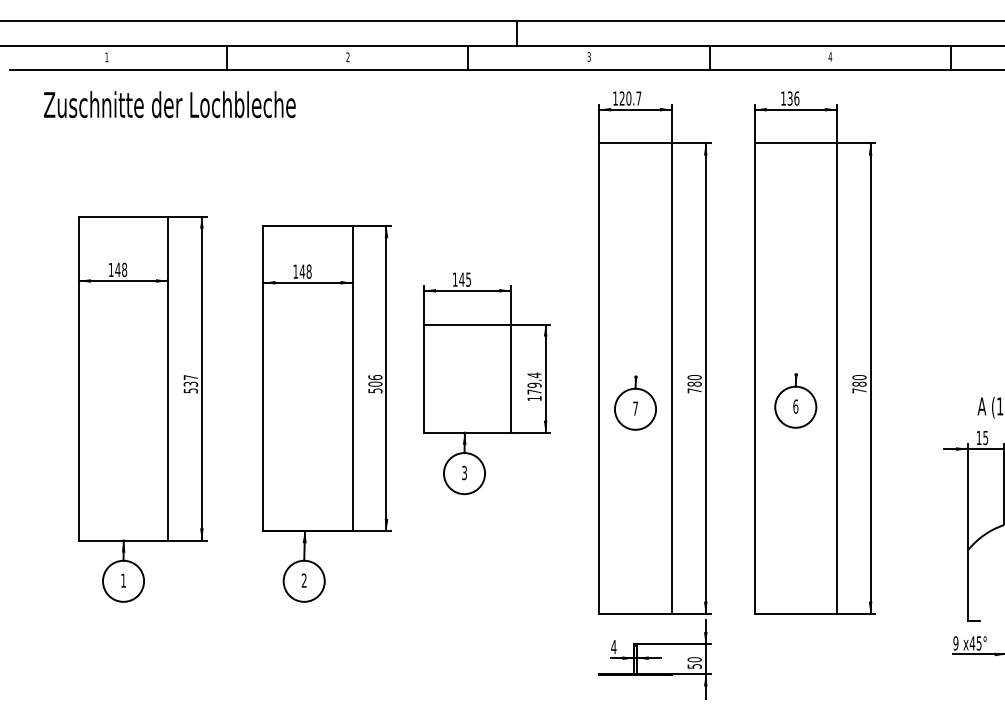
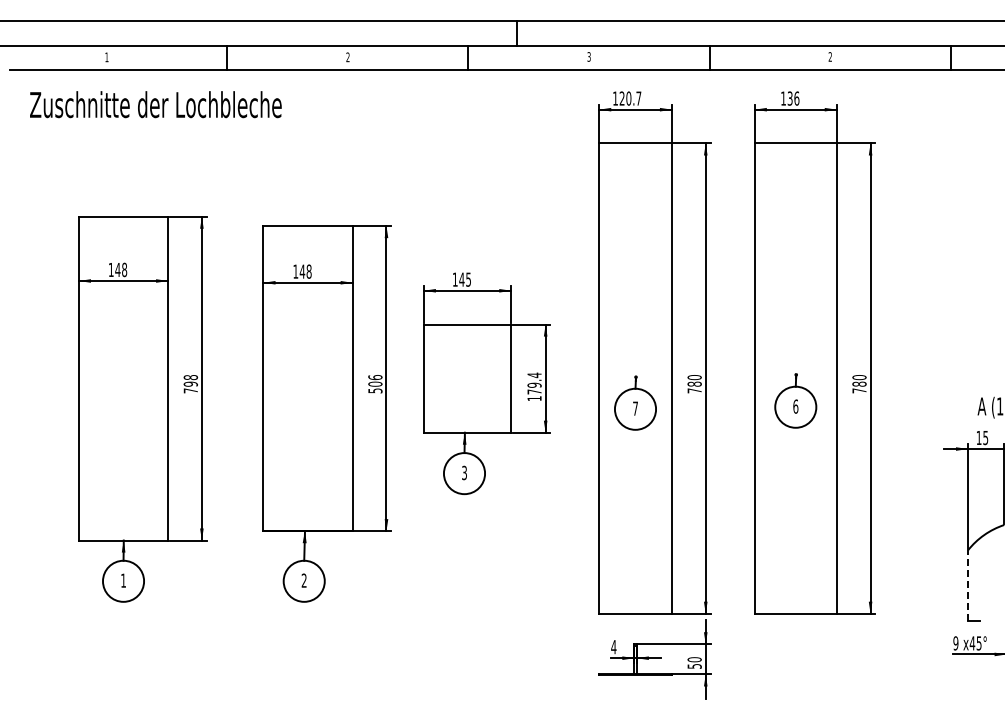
text: 4 -> 2 (830, 56)
text position: (169, 104) -> (155, 104) (155, 104)
text: 537 -> 798 (190, 384)
line: solid -> dashed (968, 585)
